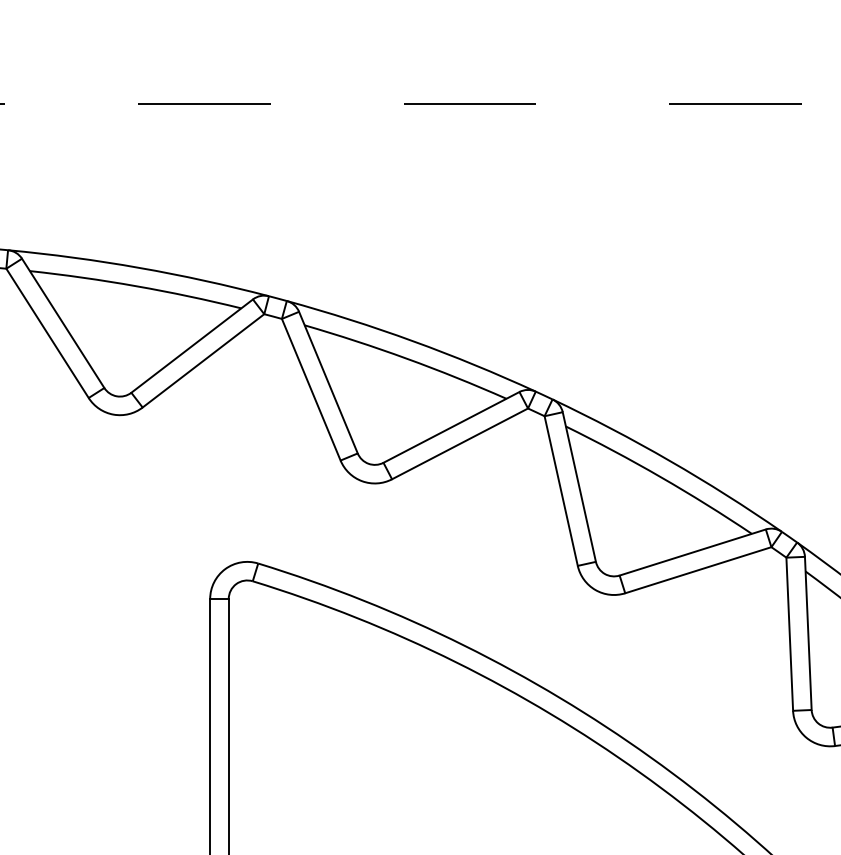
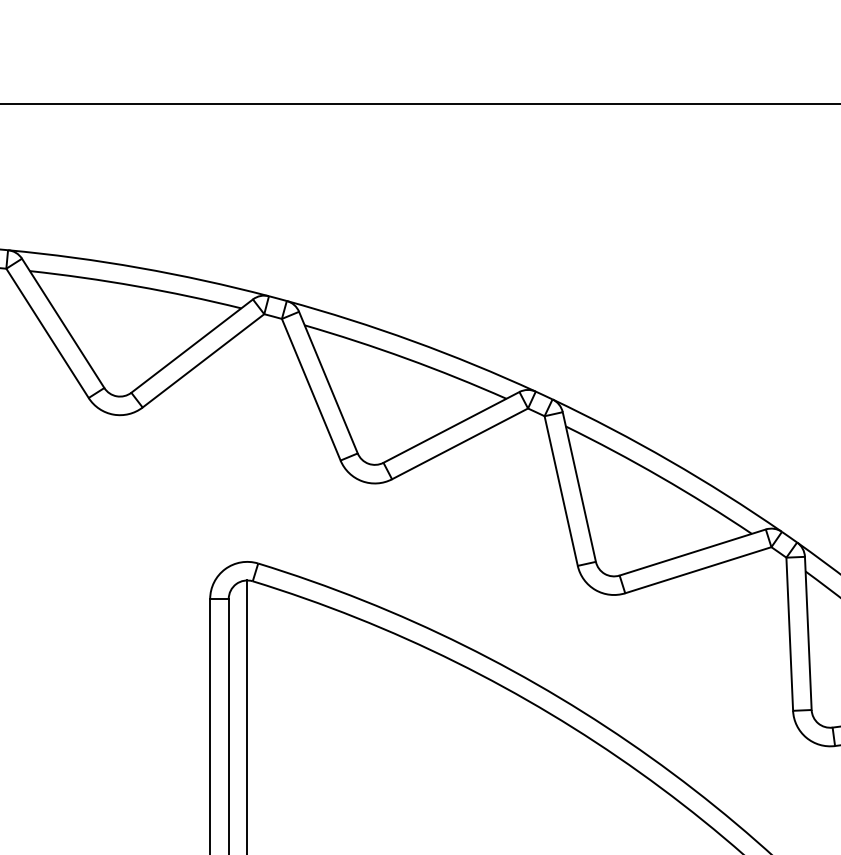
line: dashed -> solid (420, 103)
line: none -> present (247, 715)
